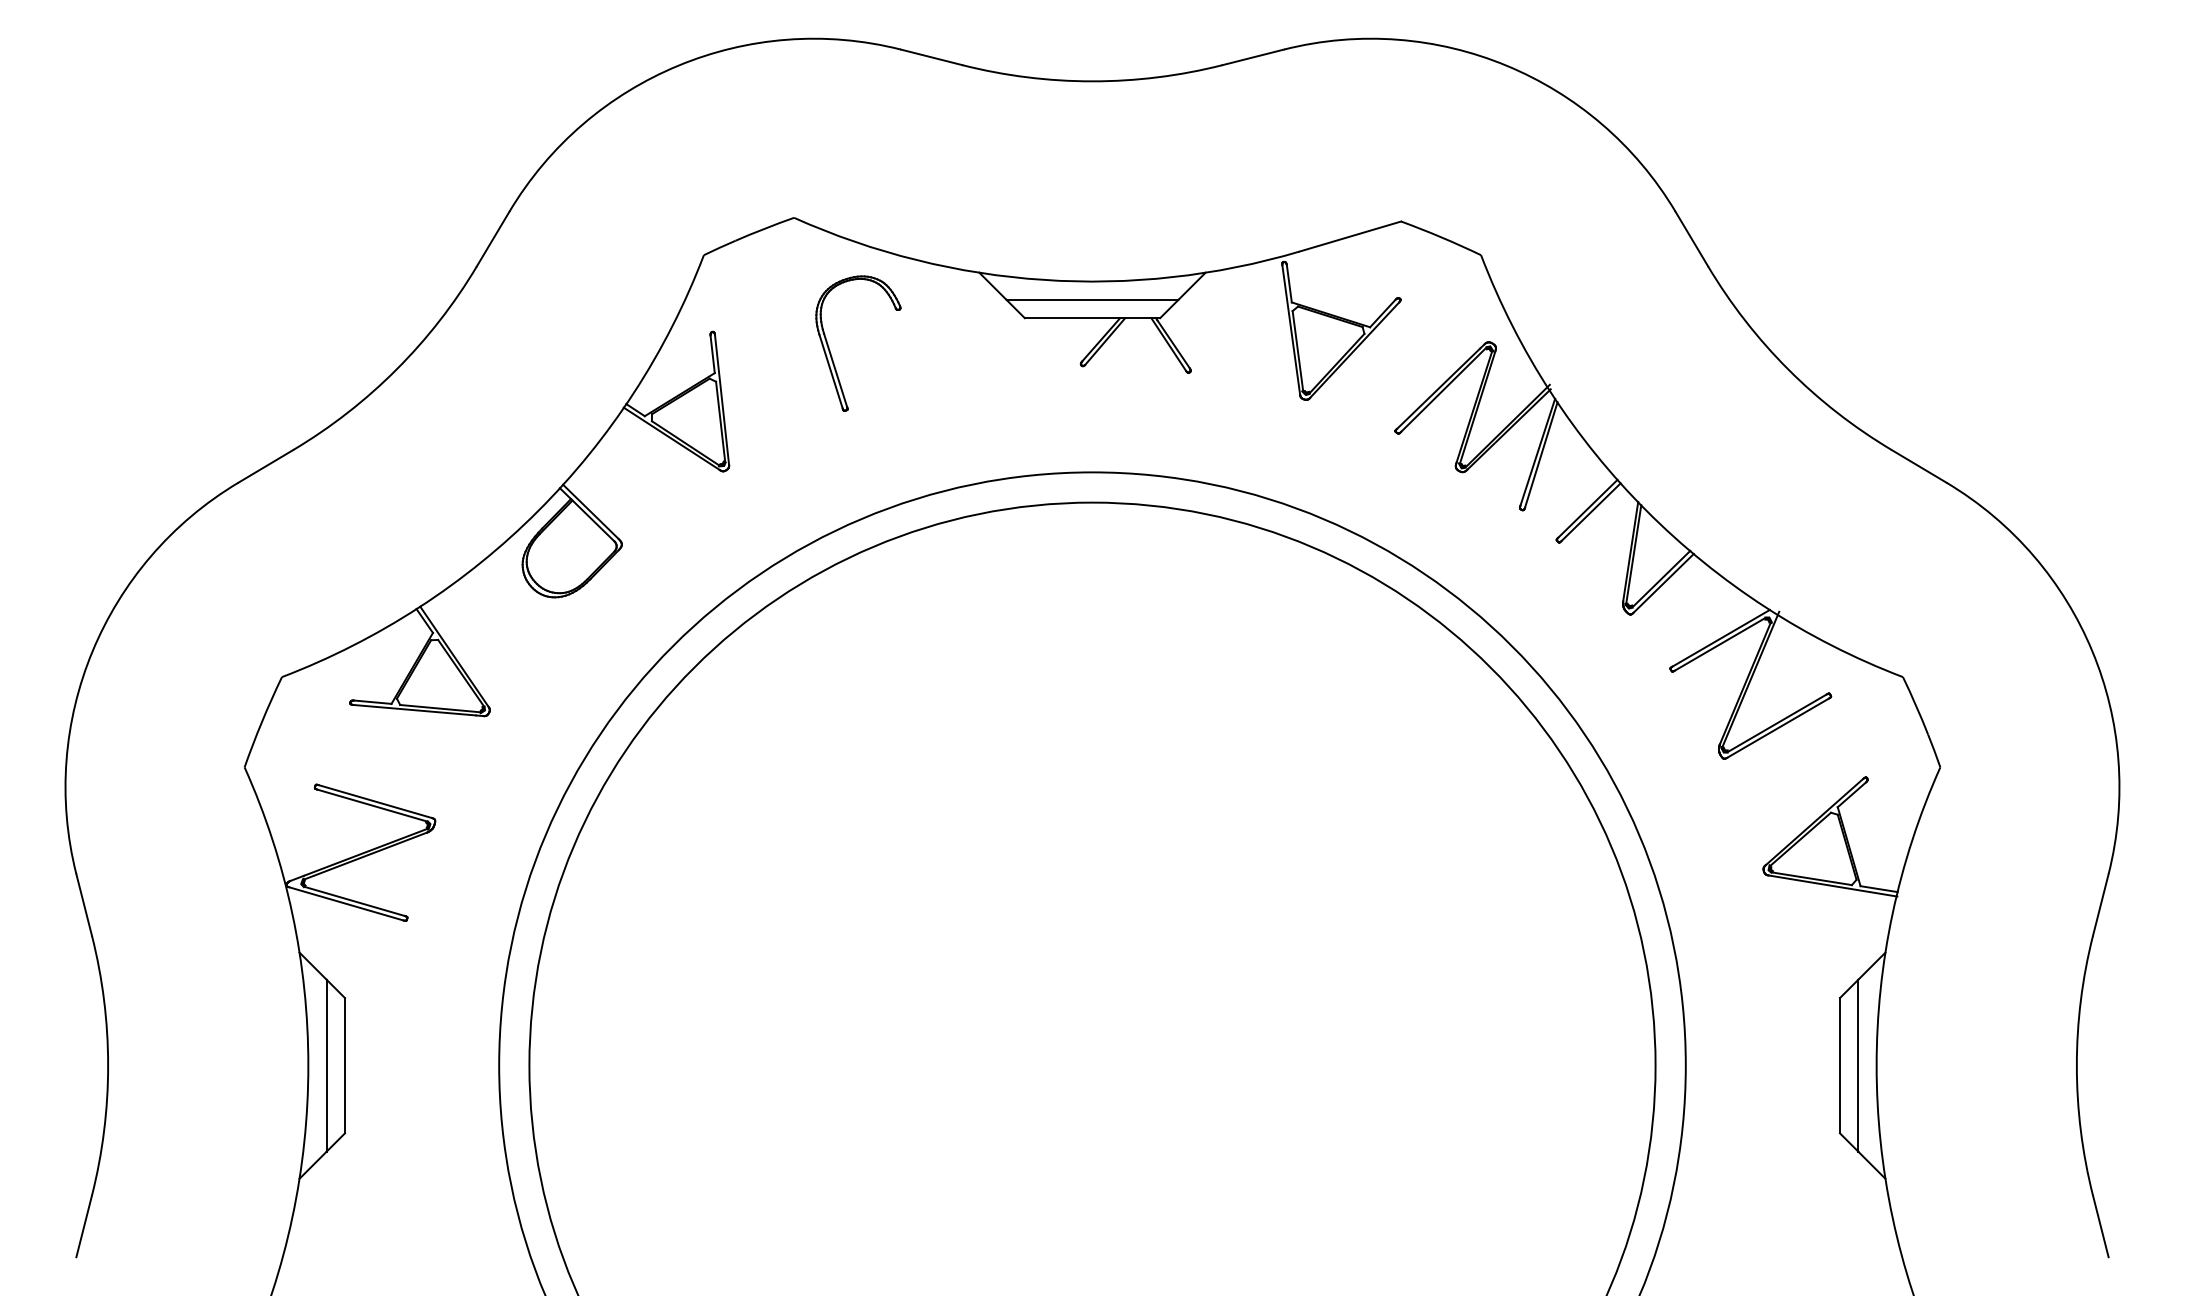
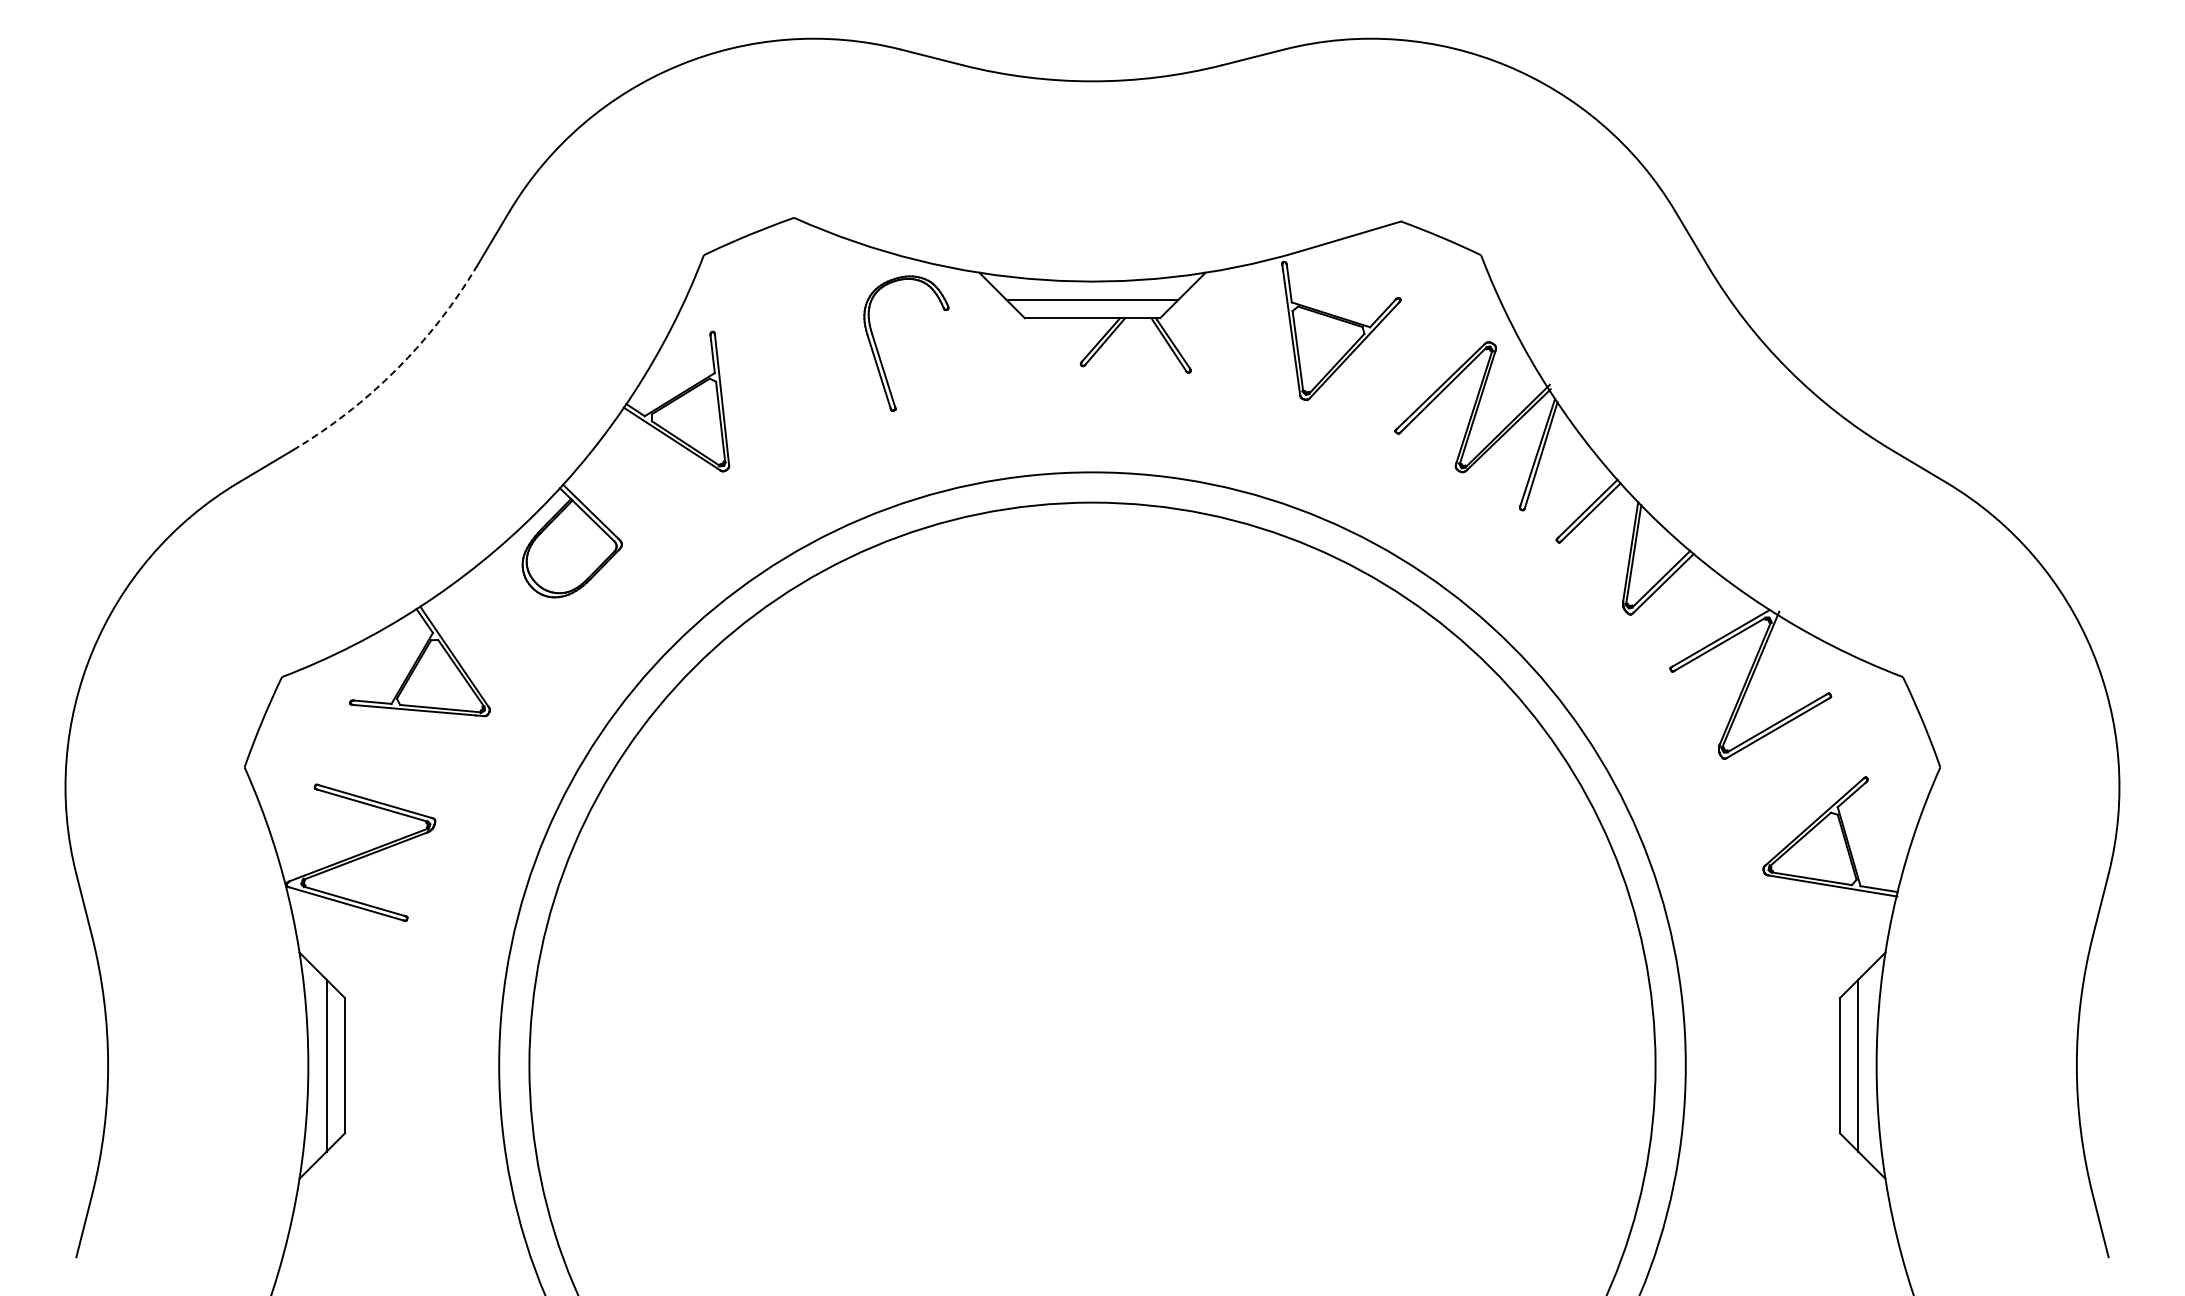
part position: (831, 353) -> (879, 353) (879, 353)
arc: solid -> dashed (396, 369)
